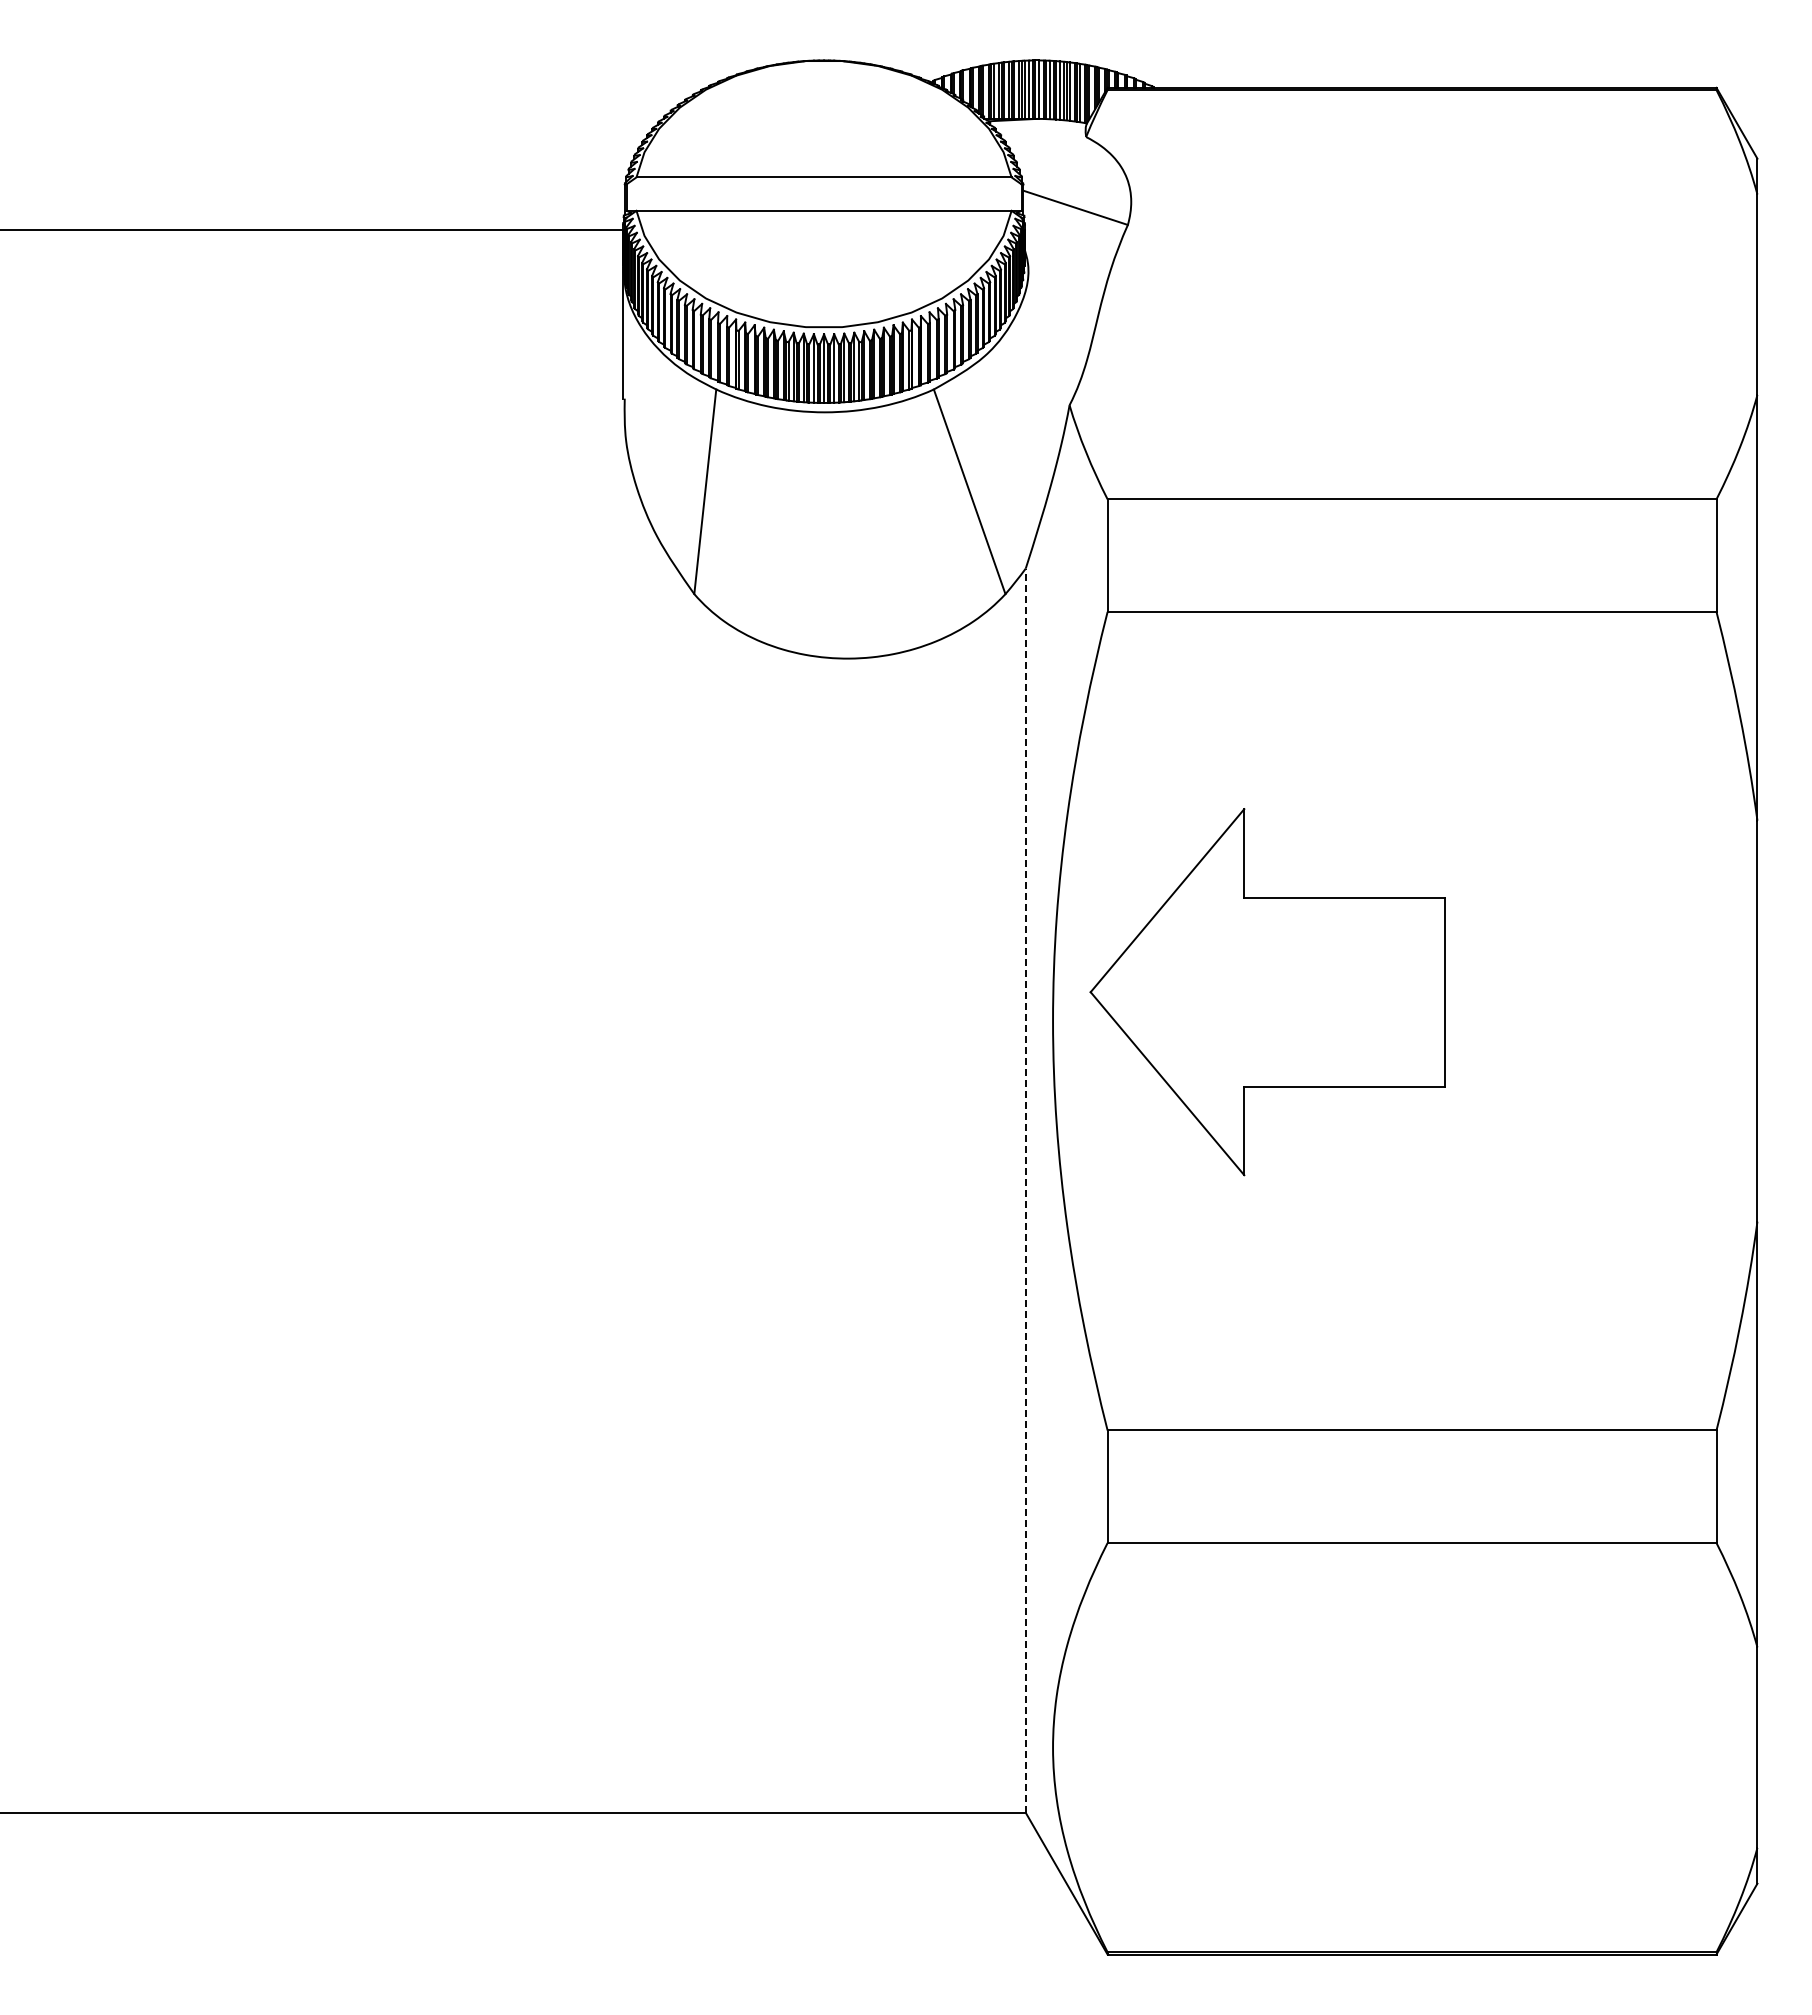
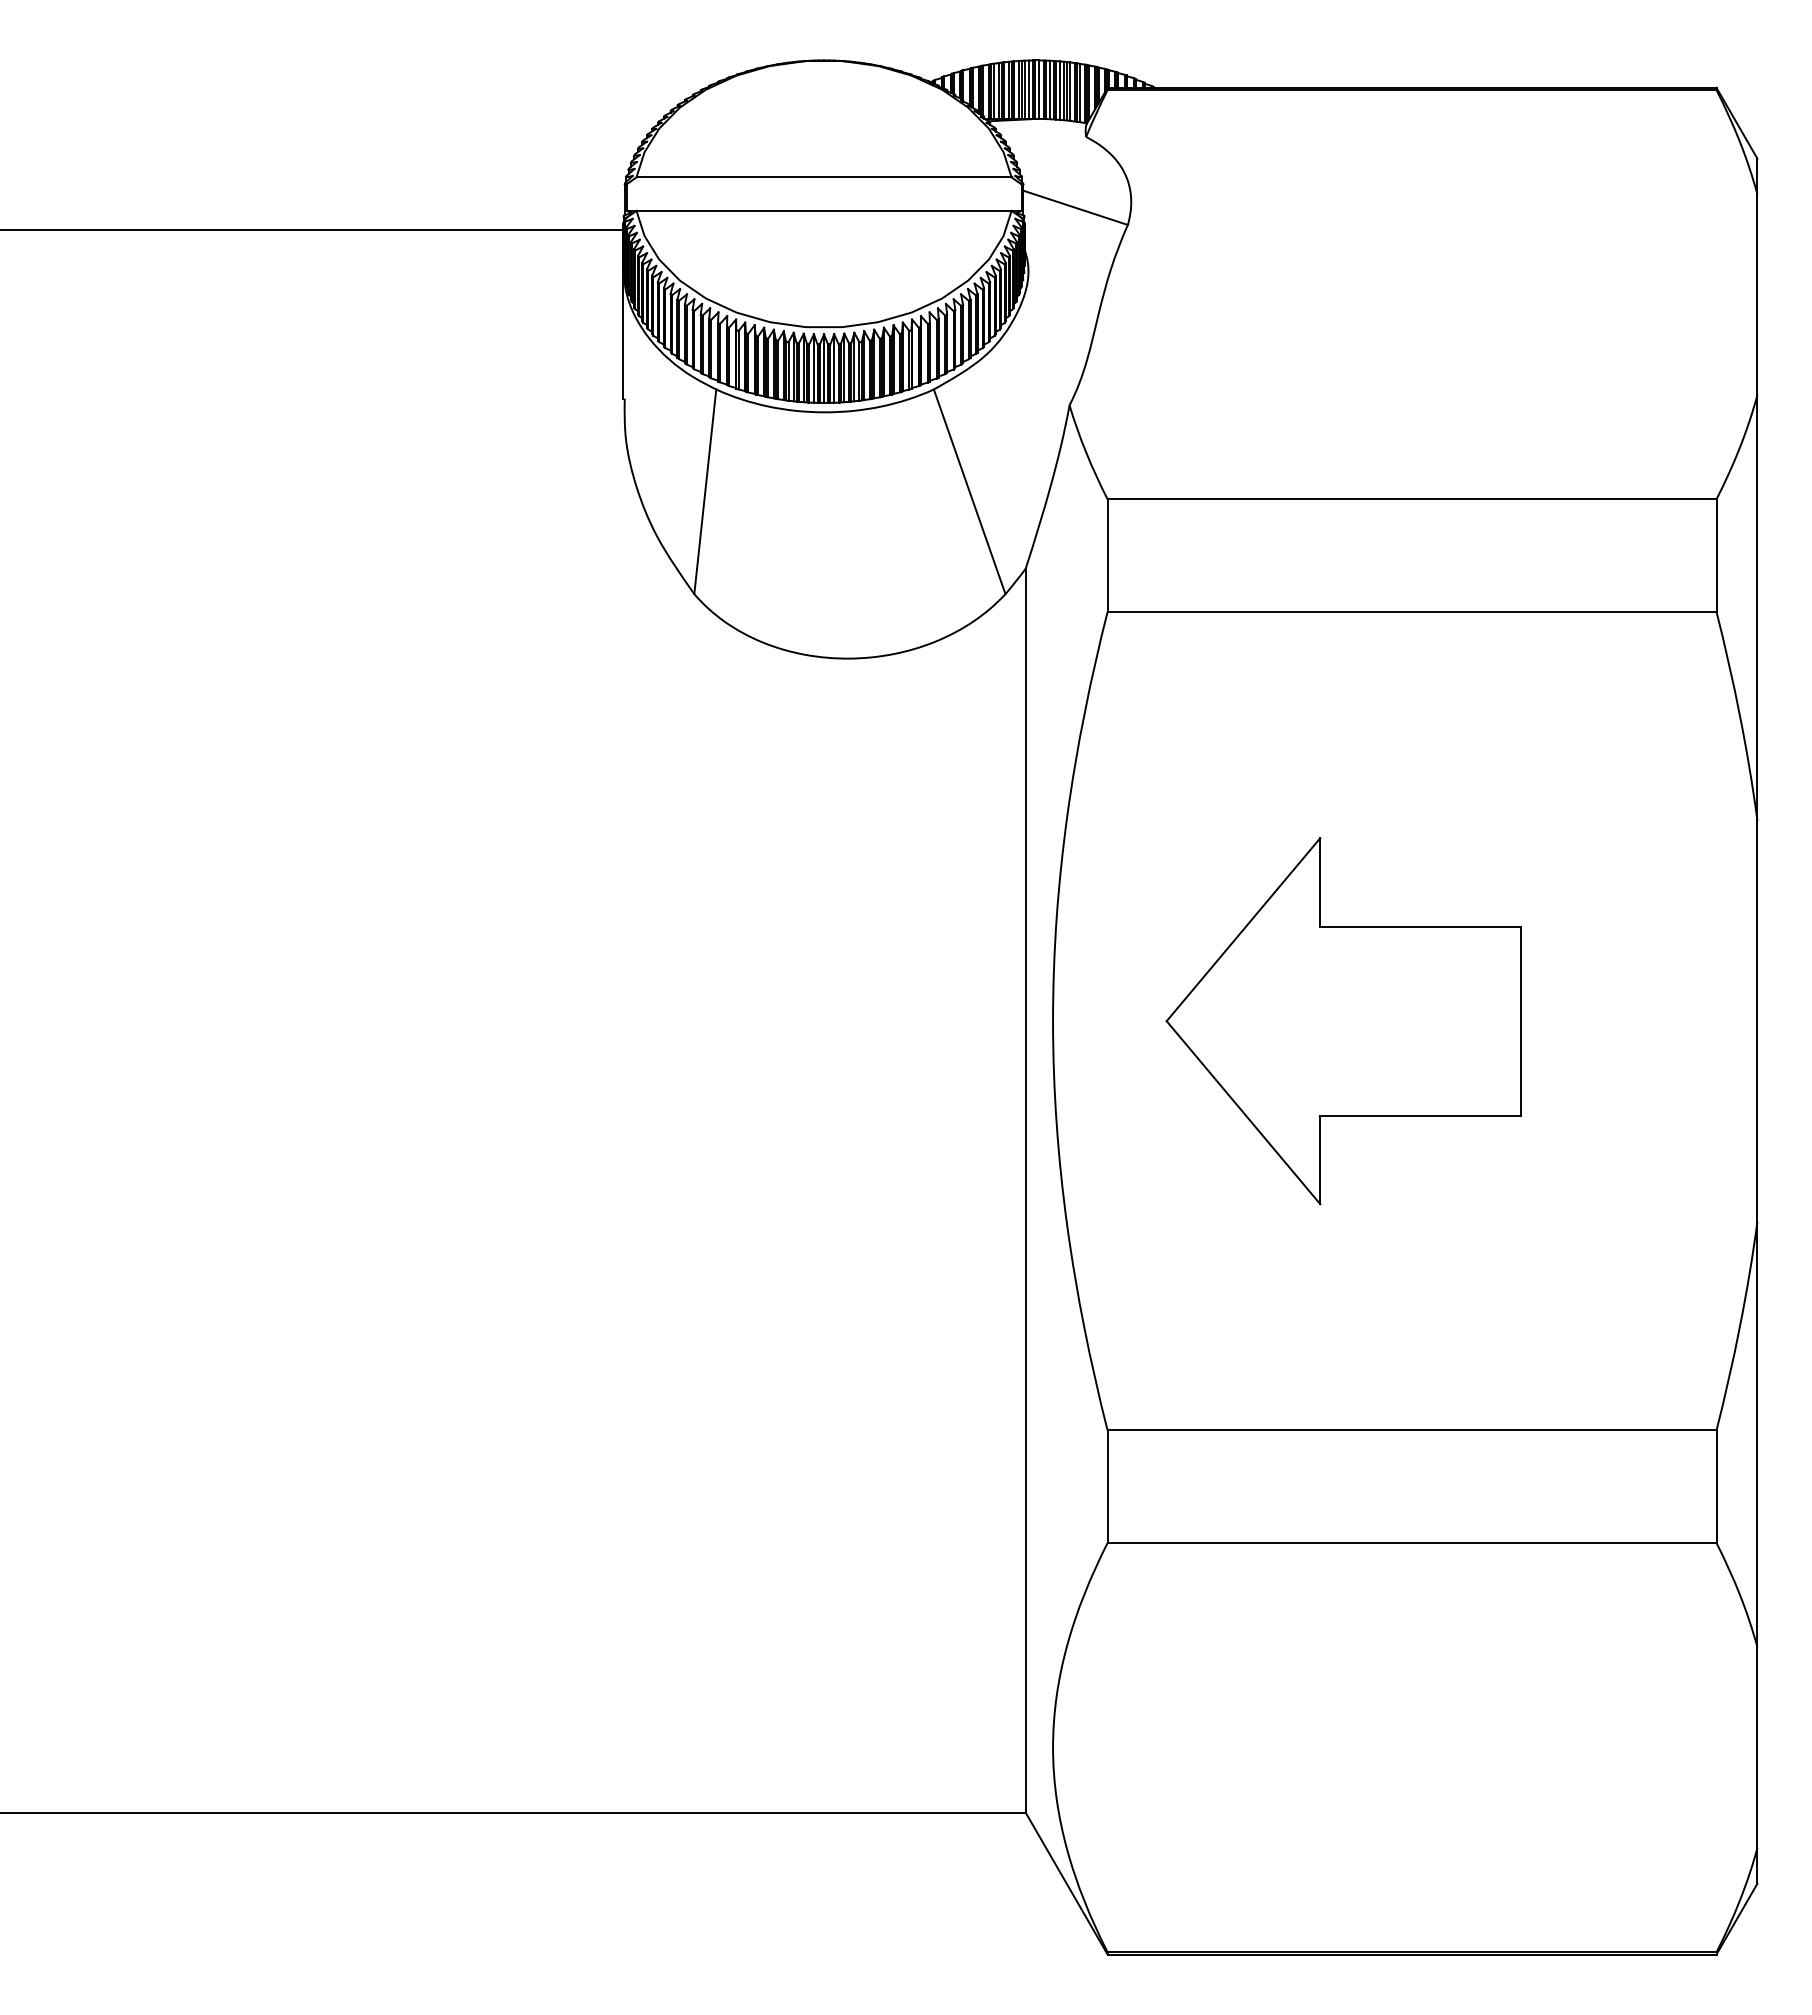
part position: (1267, 992) -> (1343, 1021) (1343, 1021)
line: dashed -> solid (1025, 1190)
